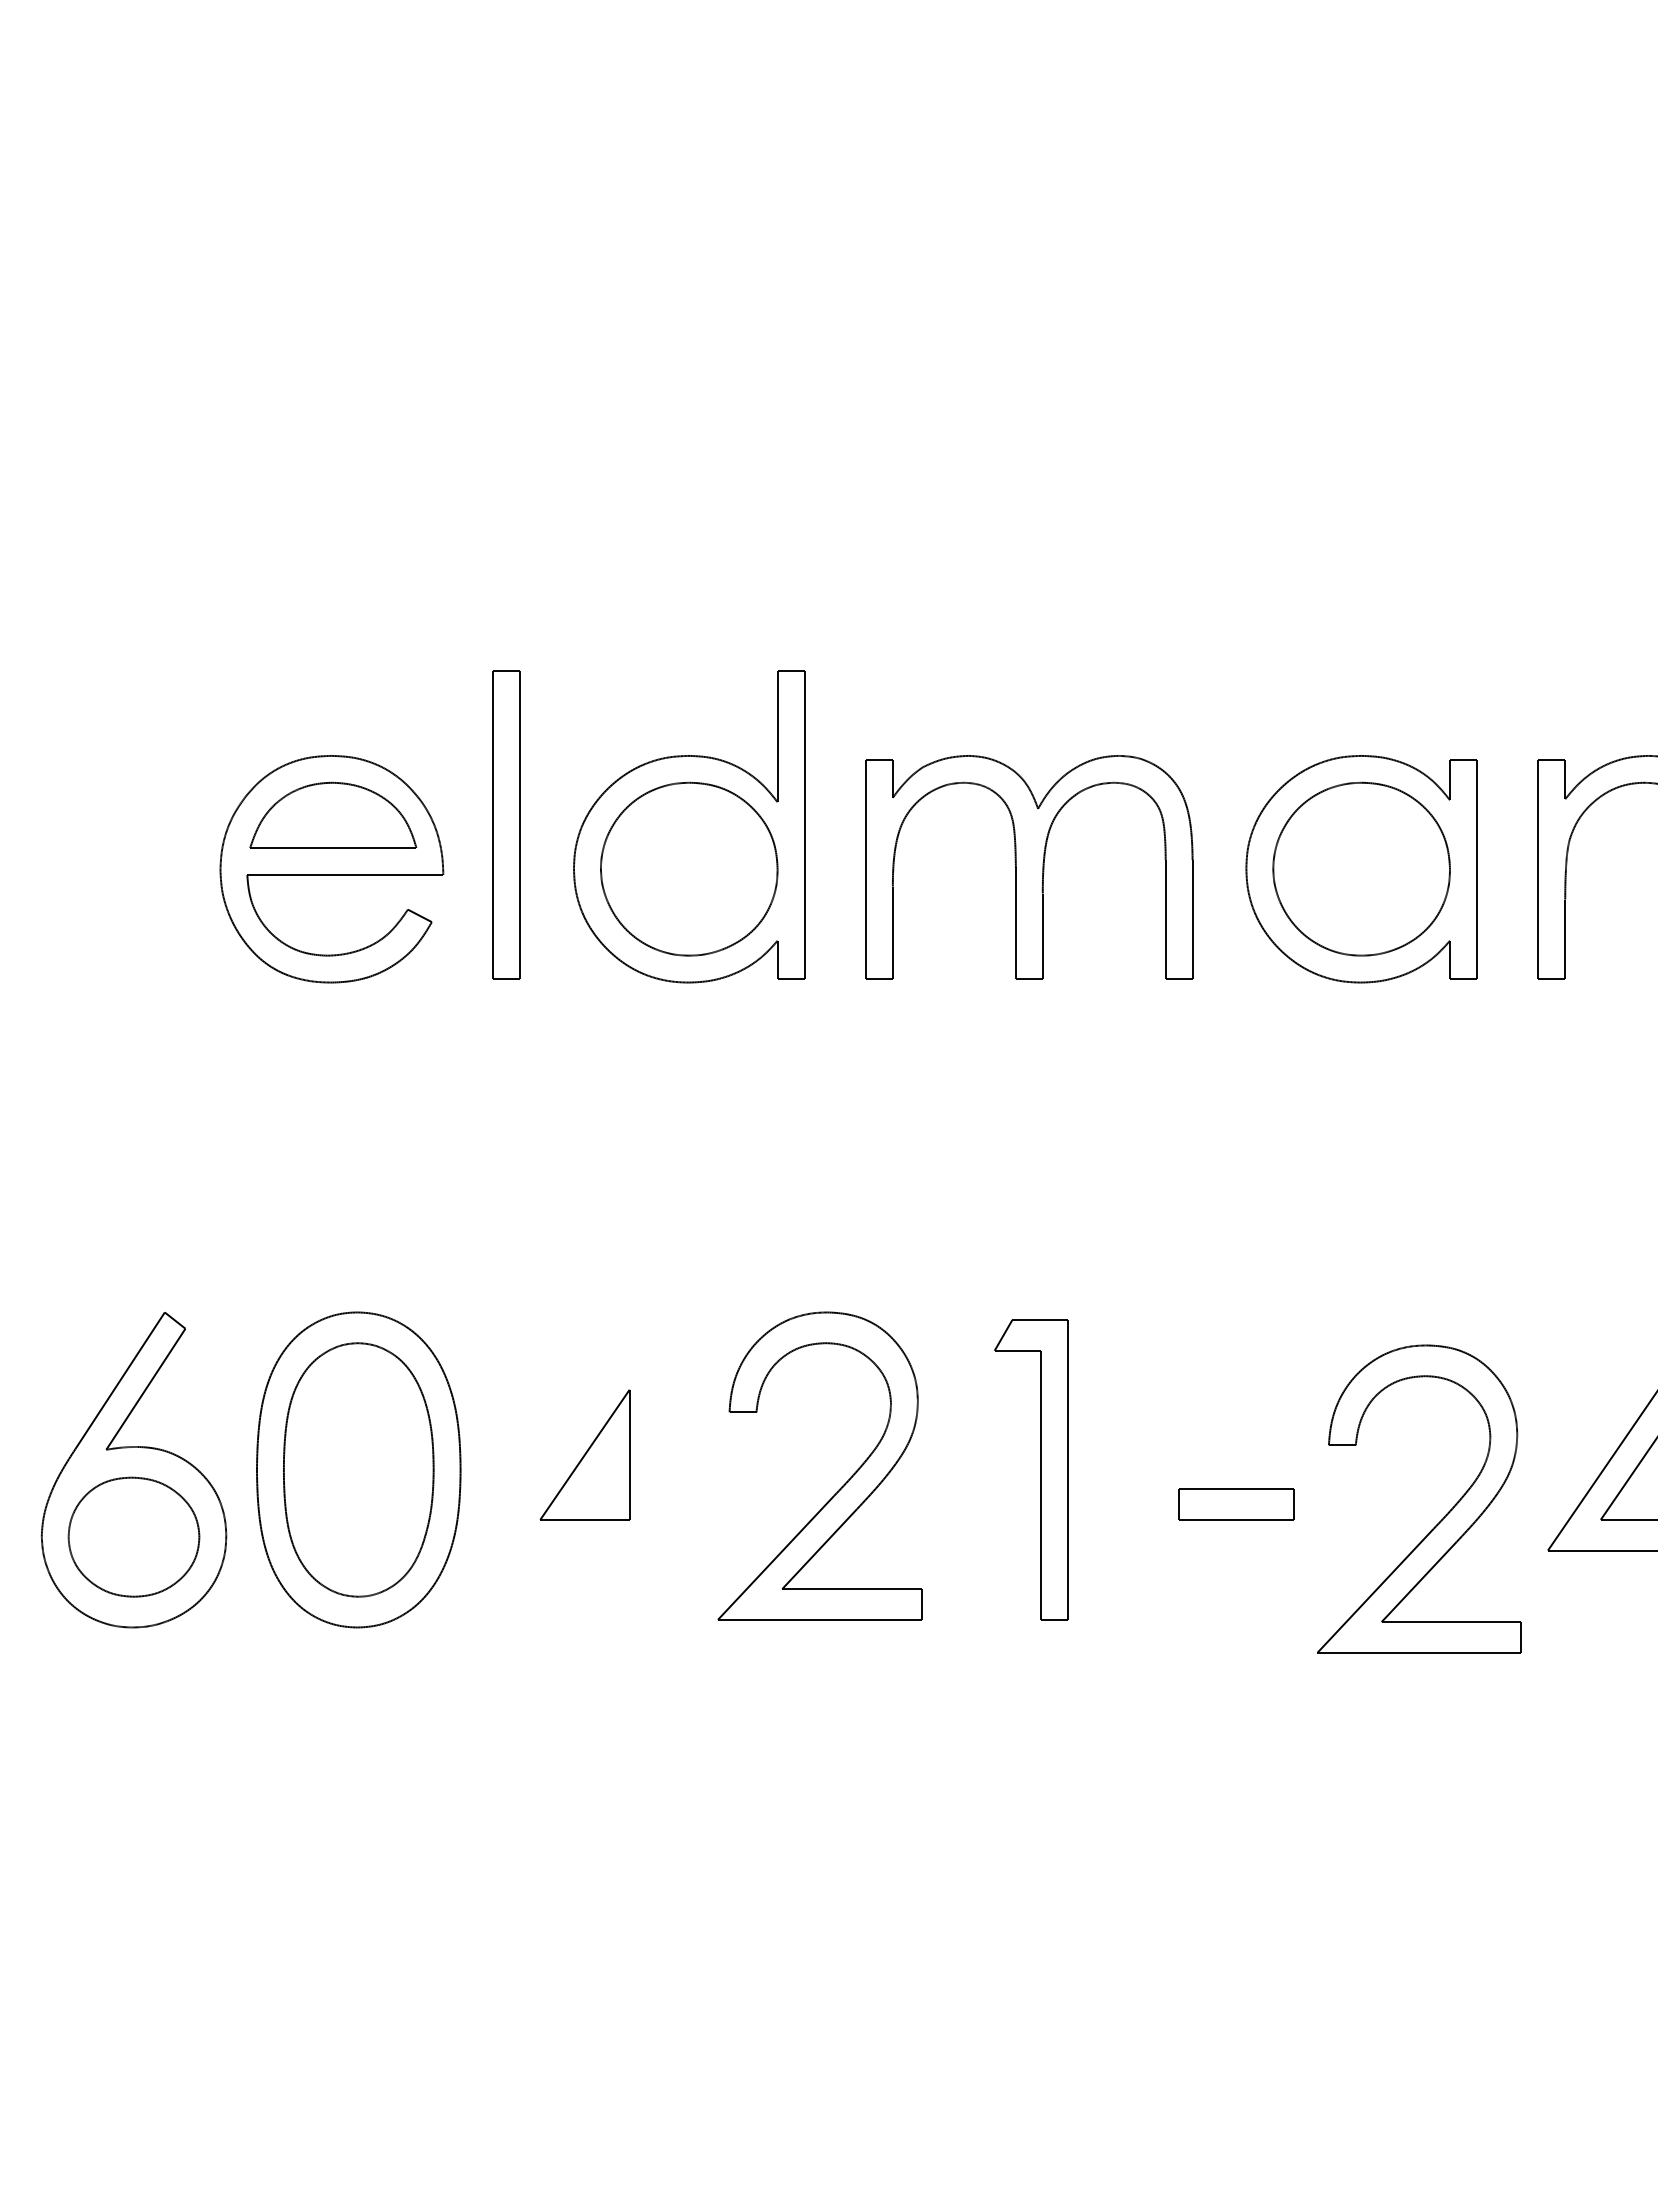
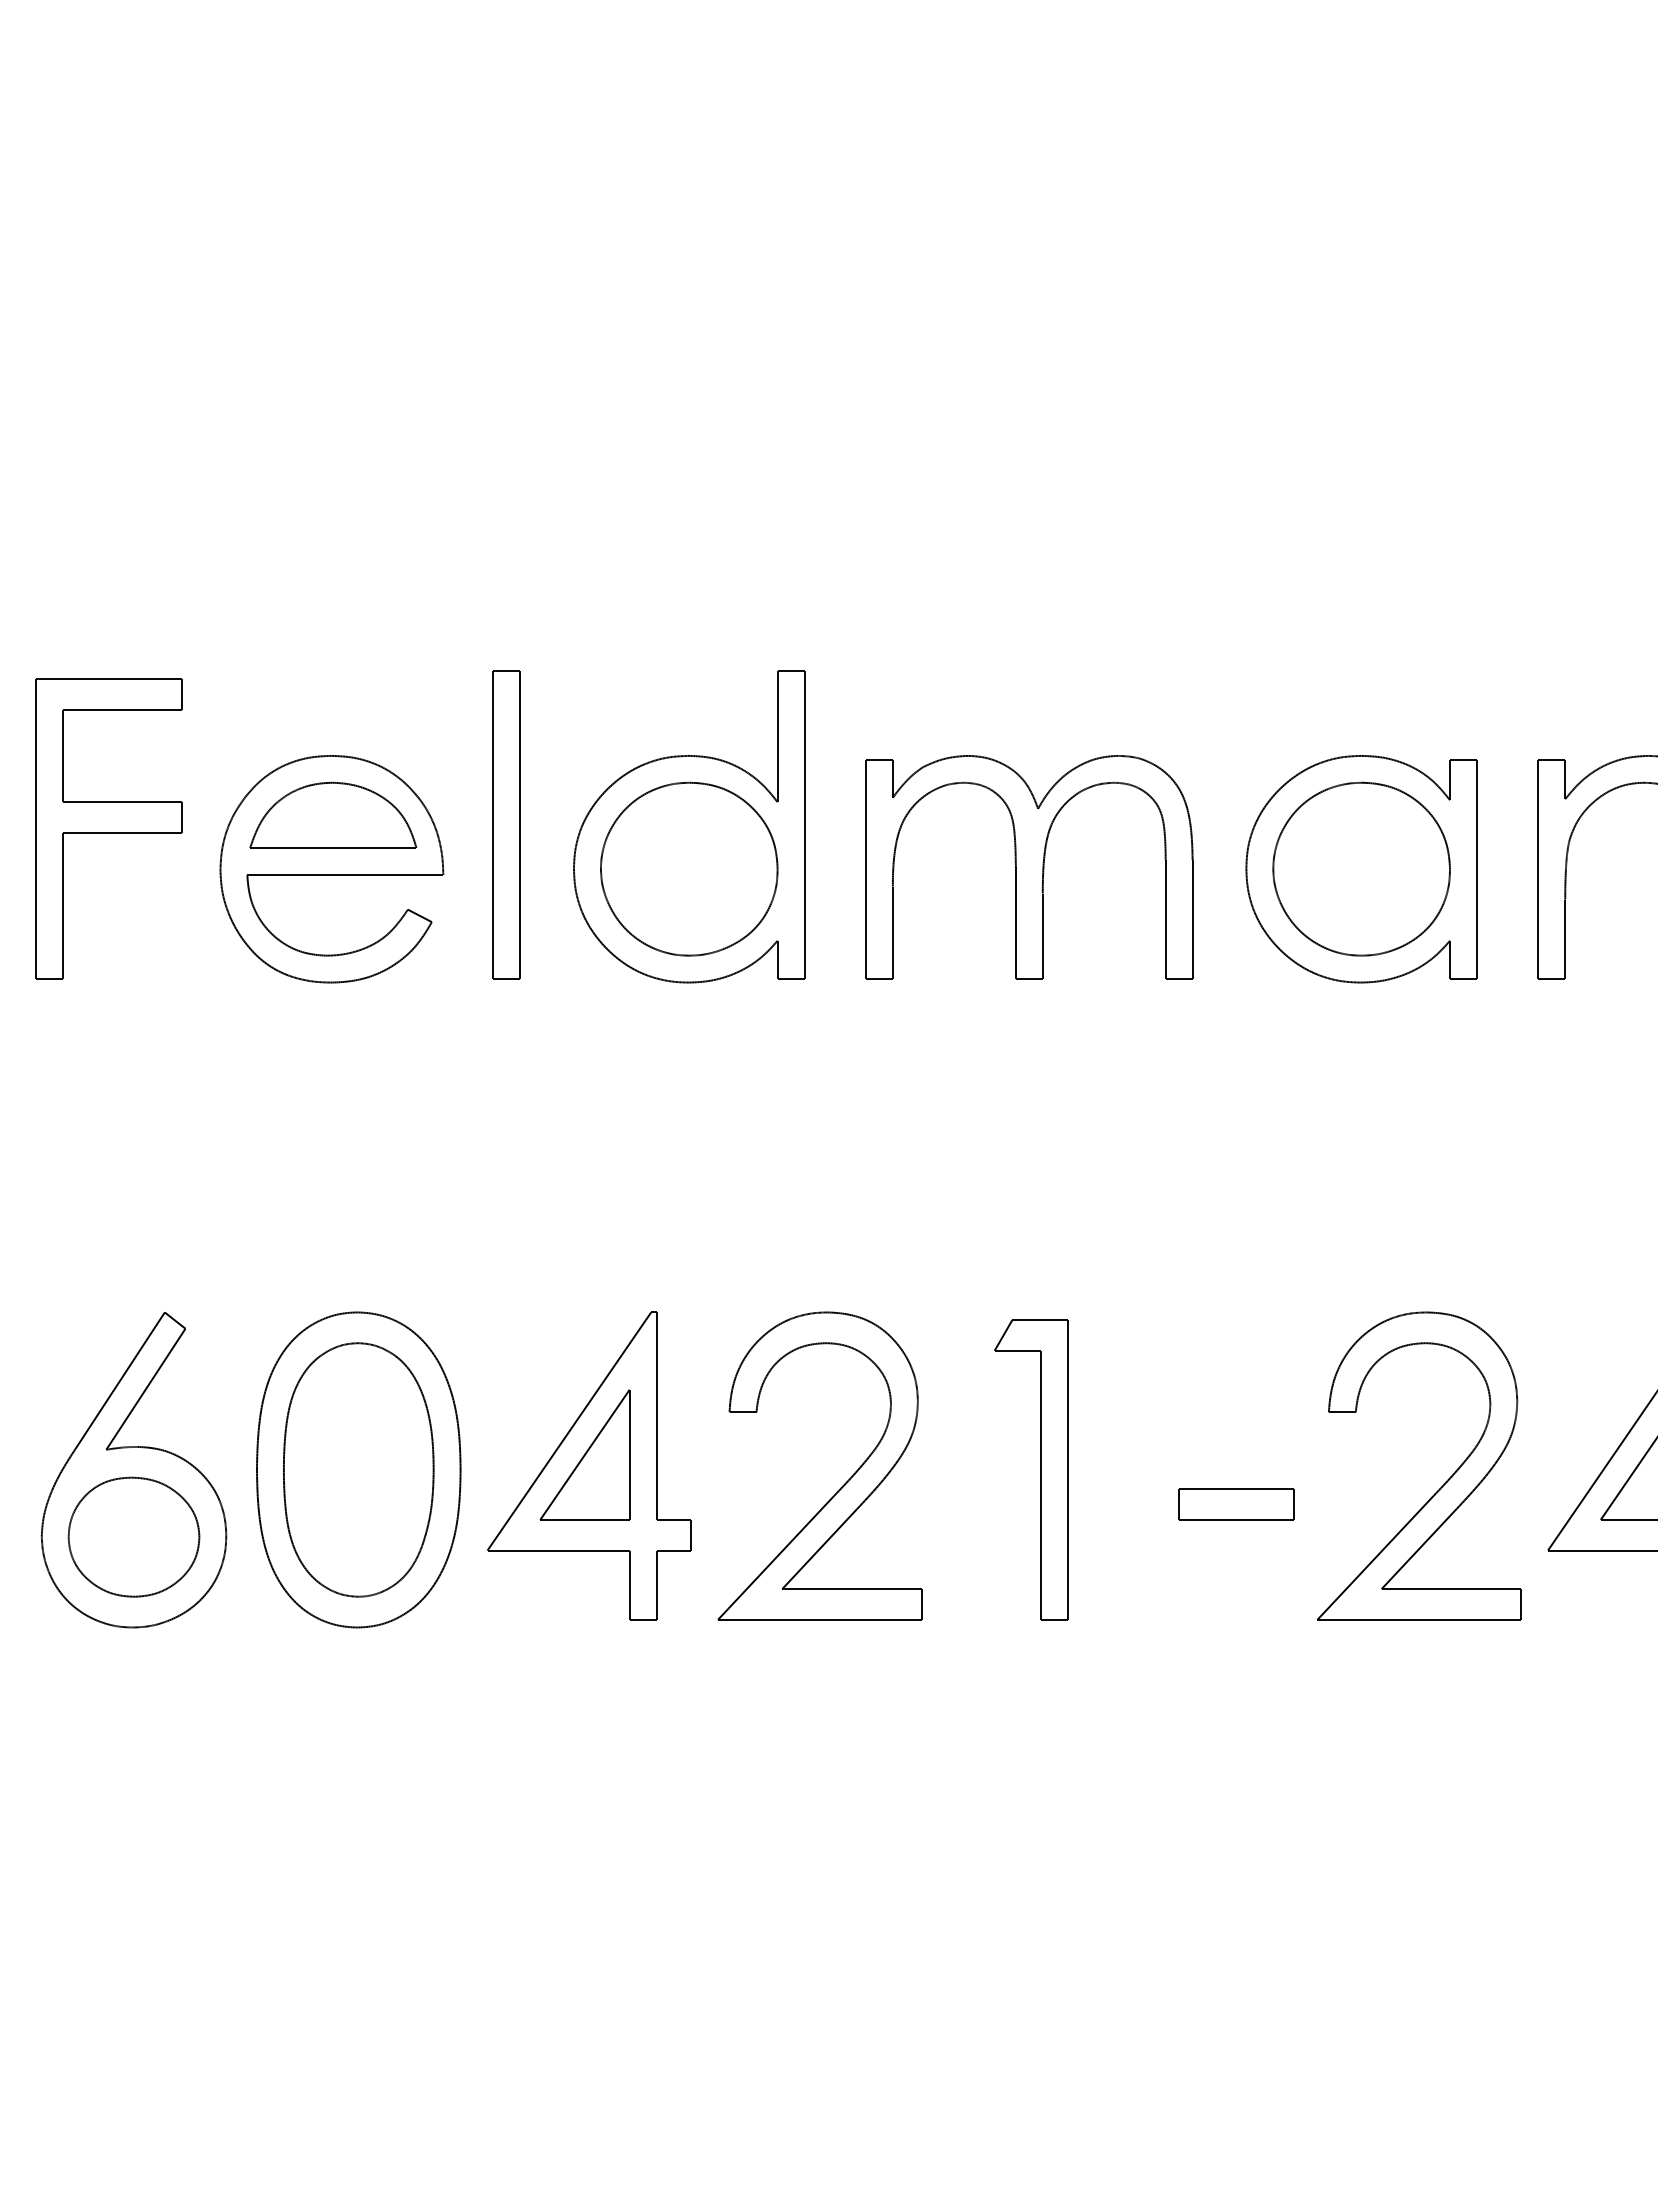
part: none -> present (108, 828)
part: none -> present (589, 1465)
part position: (1444, 1515) -> (1444, 1482) (1444, 1482)
